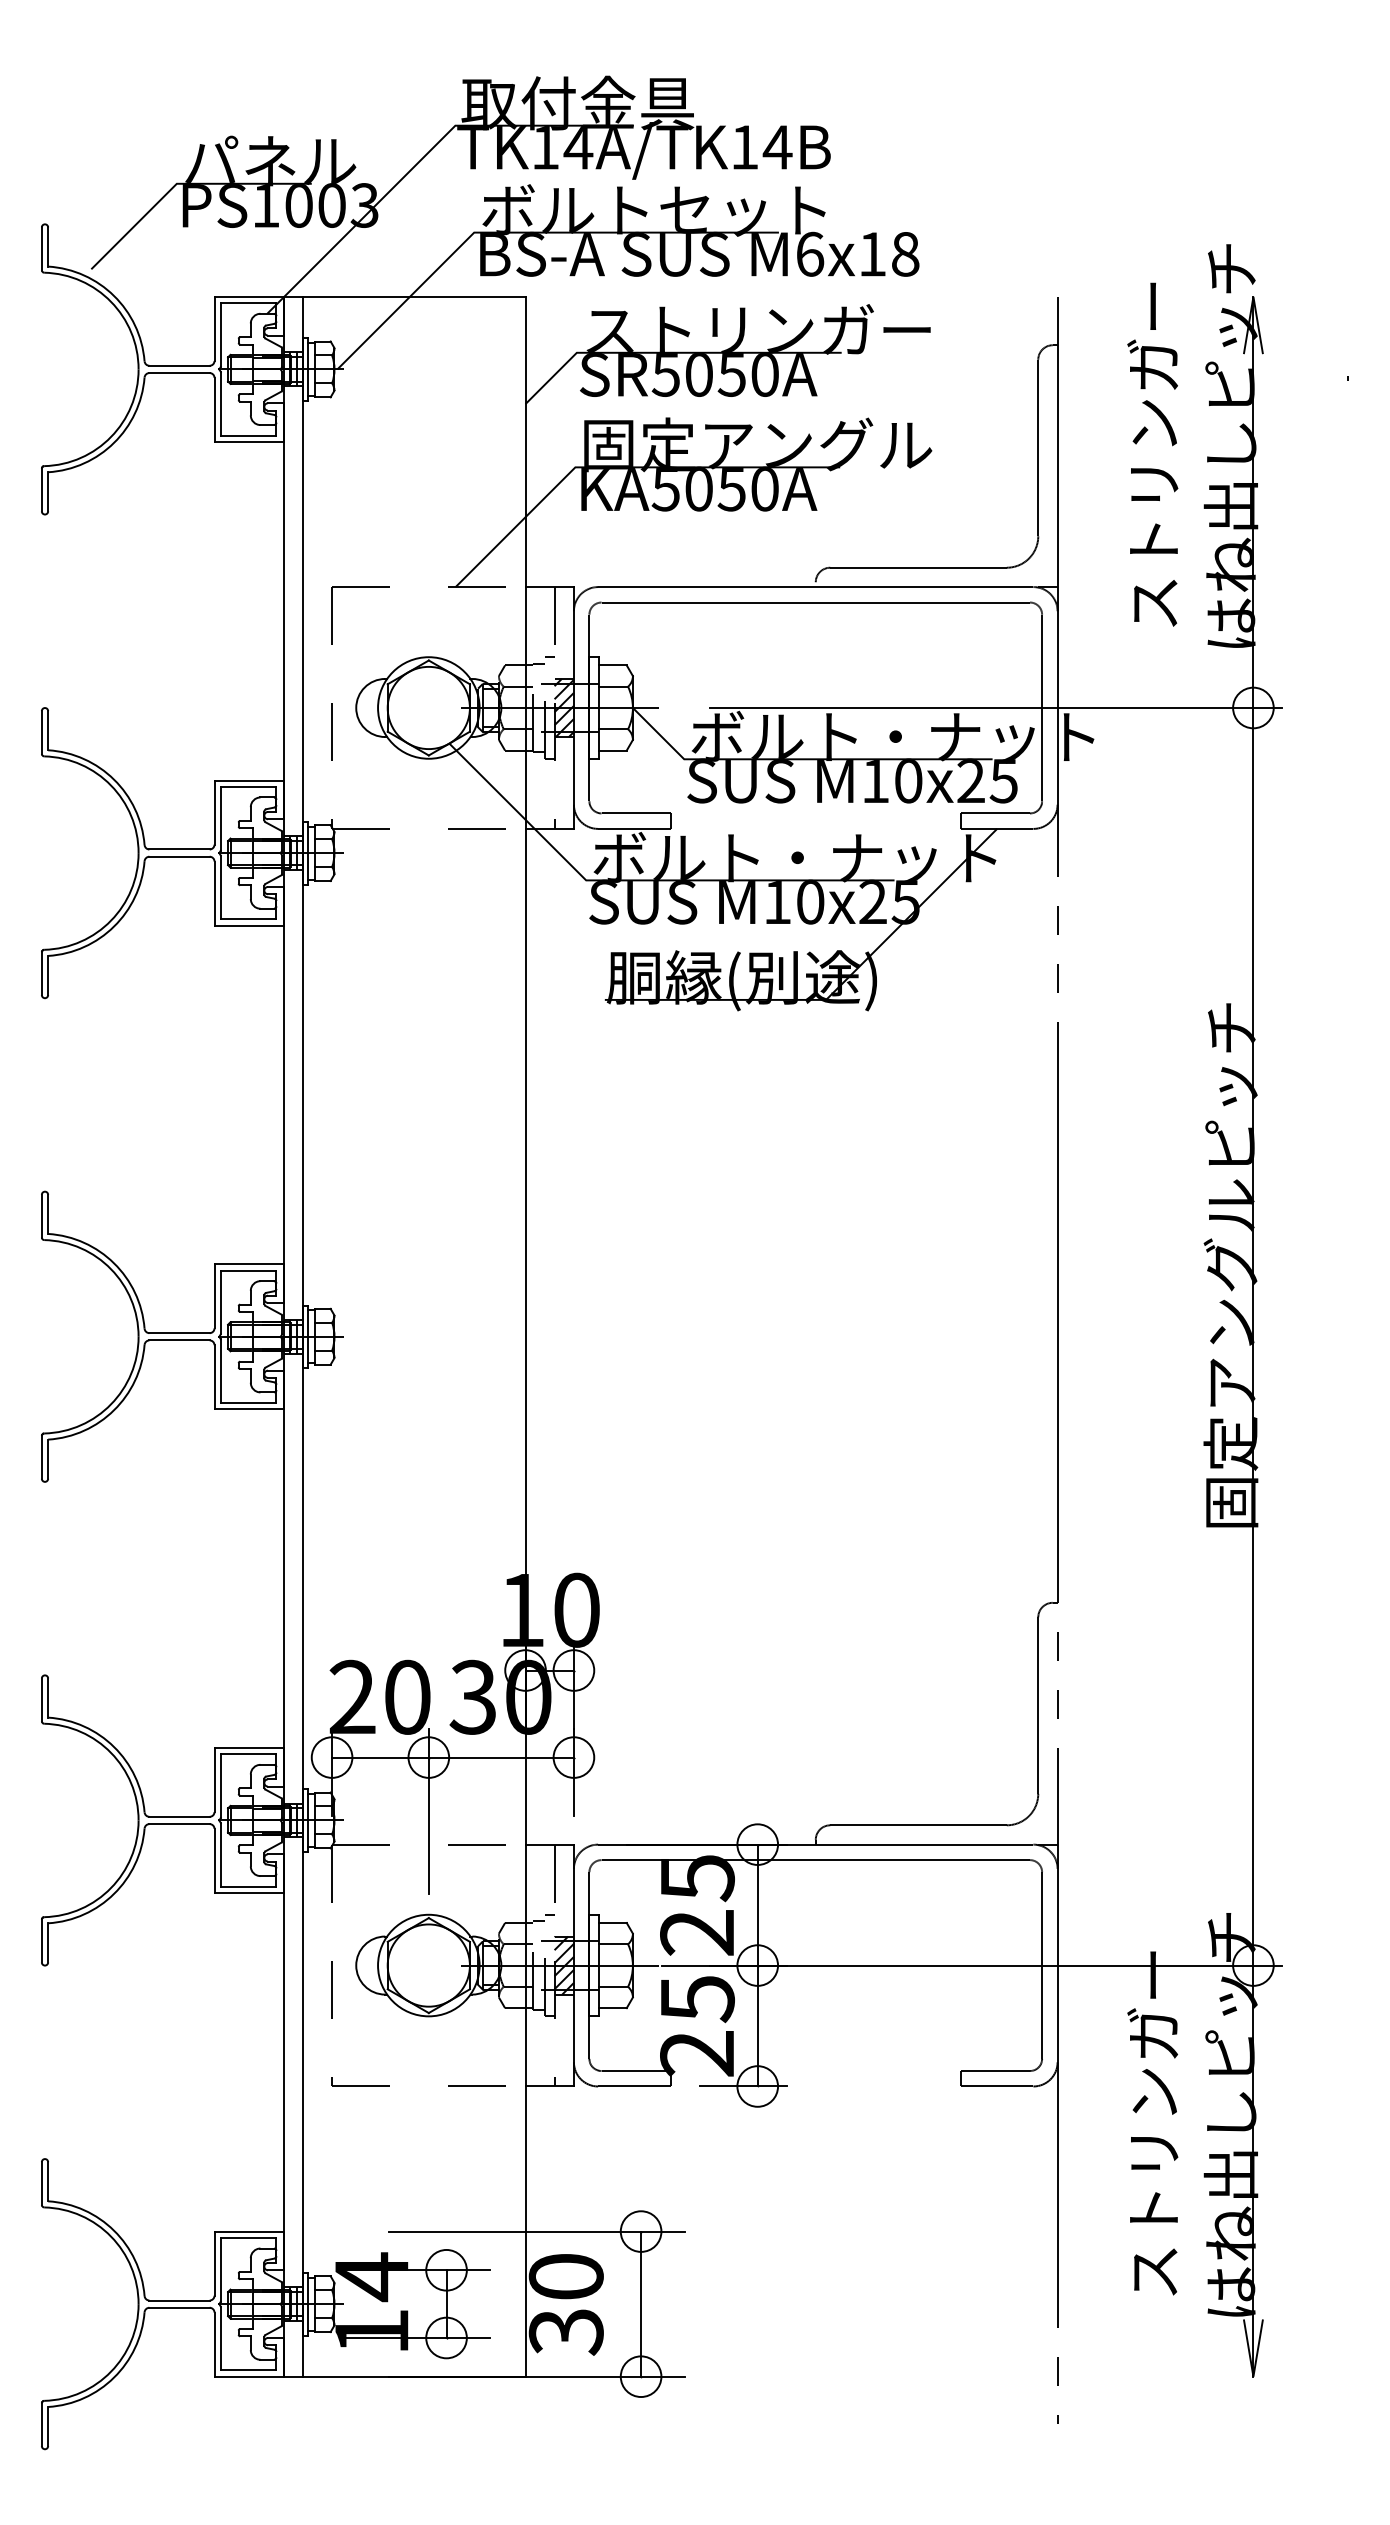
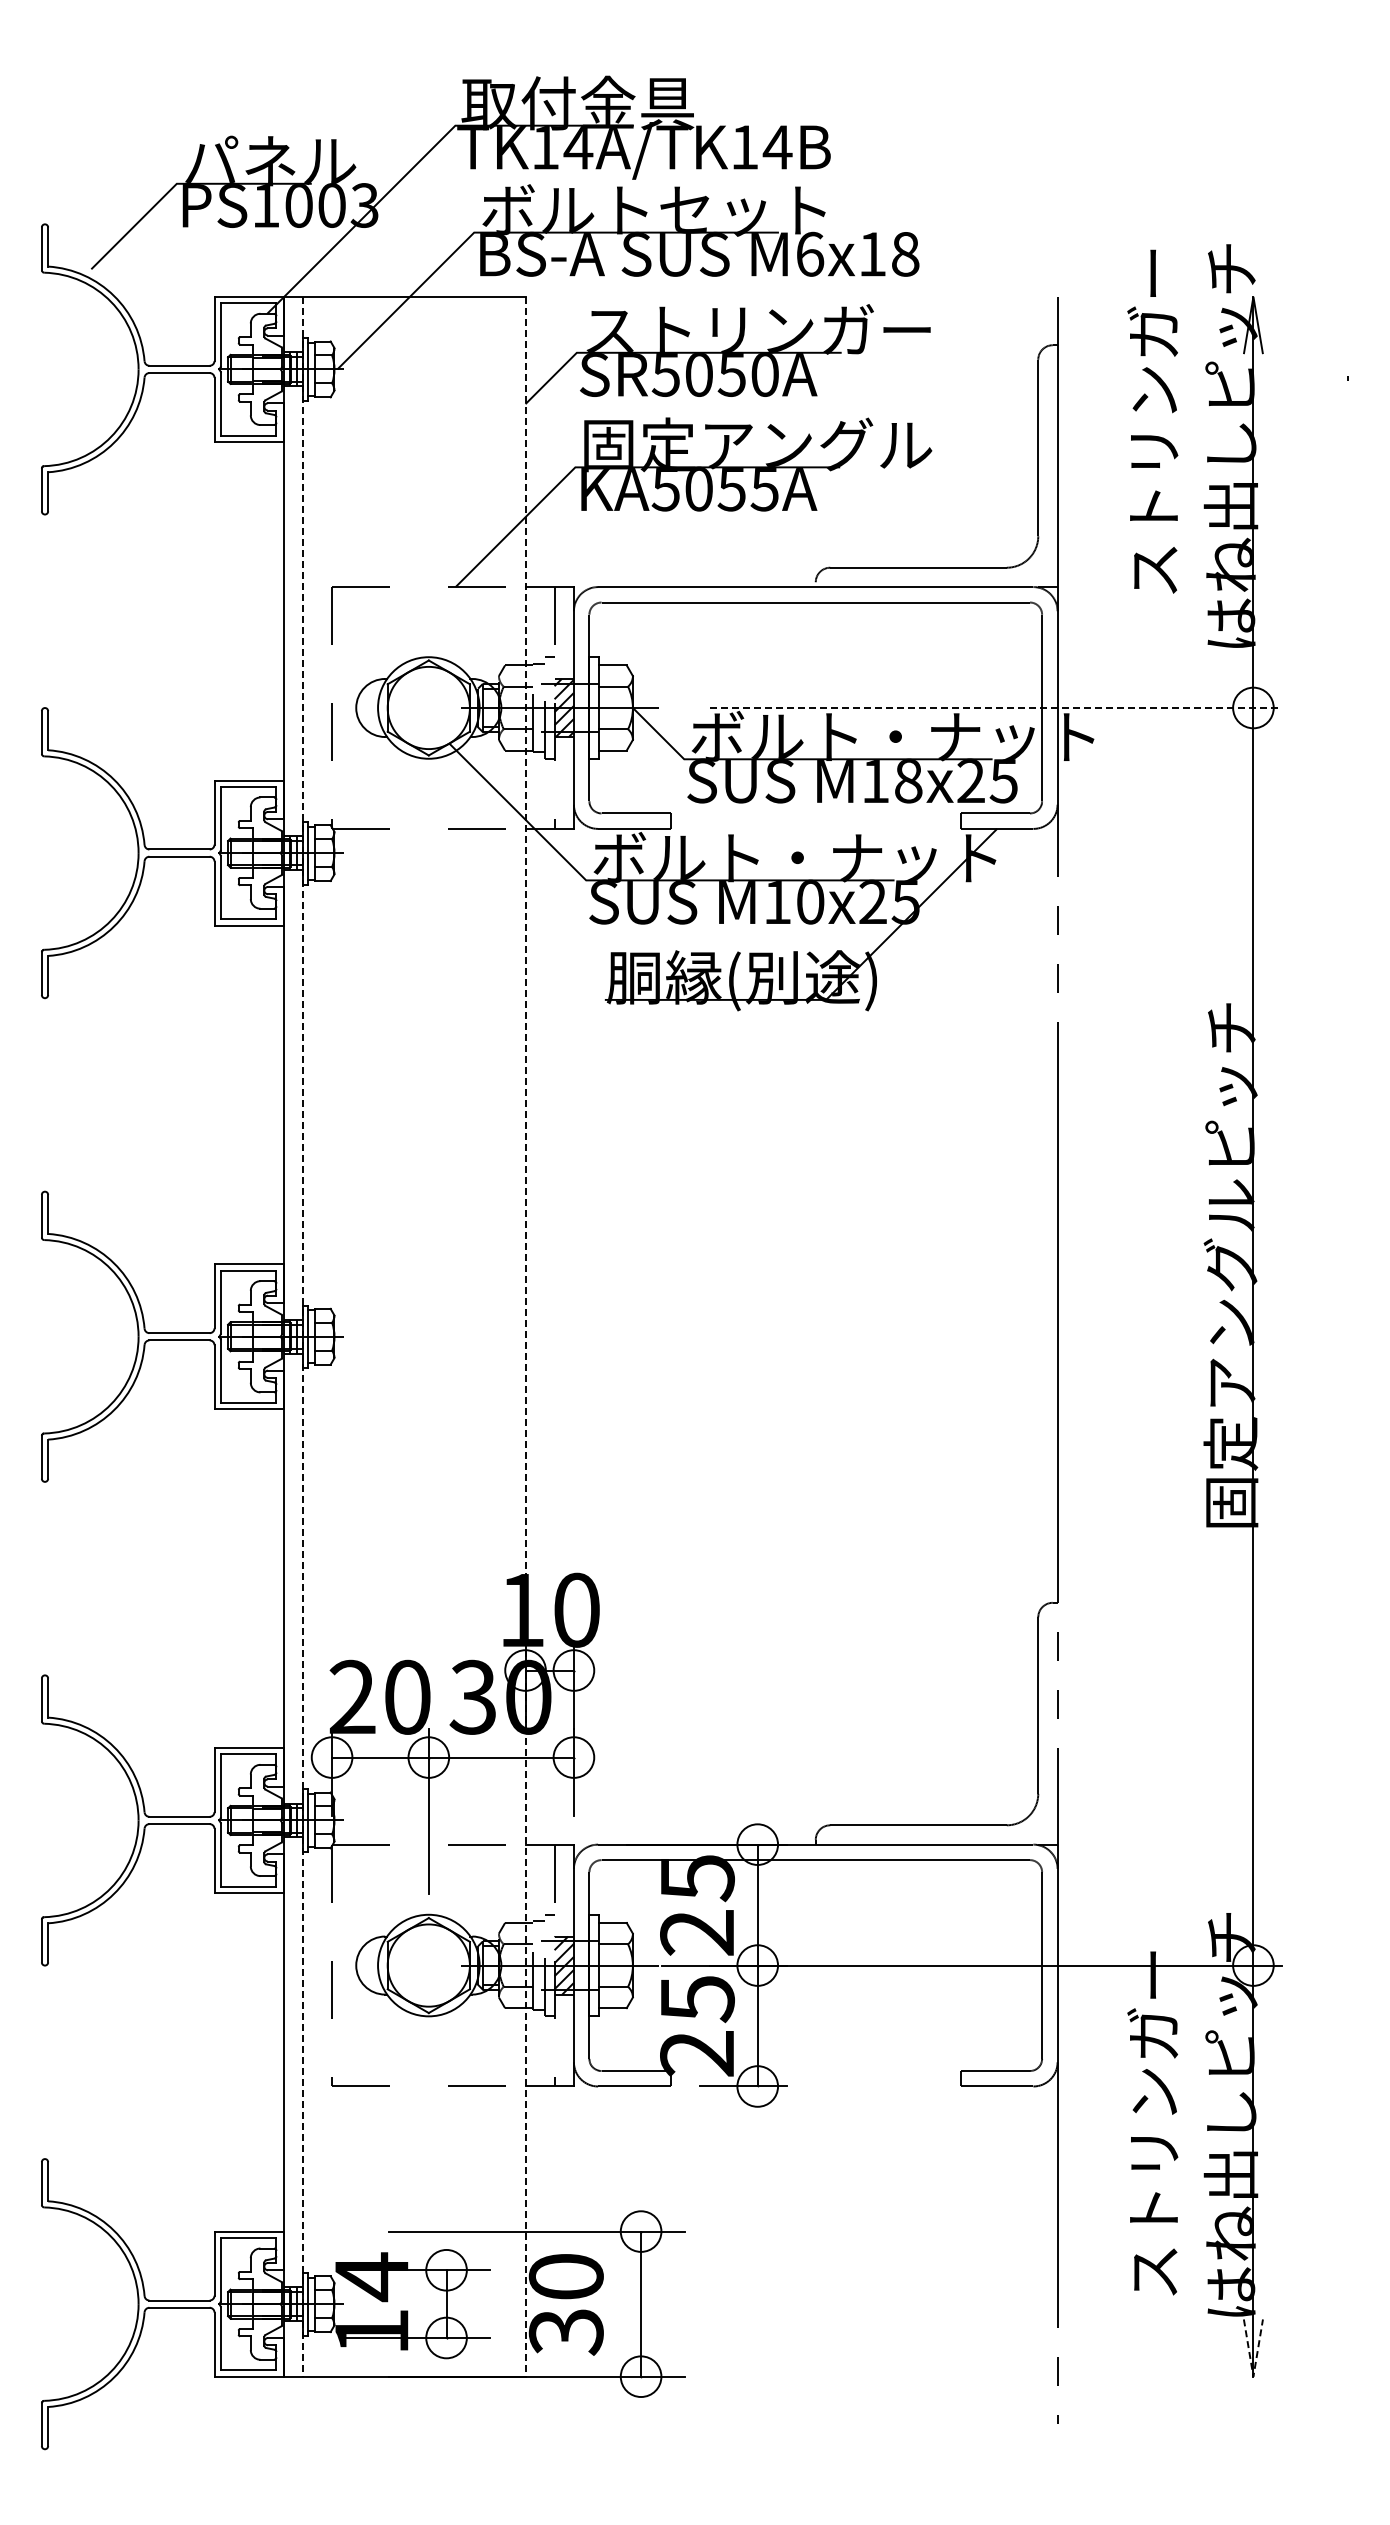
text position: (1152, 454) -> (1152, 421) (1152, 421)
text: KA5050A -> KA5055A (764, 488)
line: solid -> dashed (996, 708)
text: M10x25 -> M18x25 (908, 781)
line: solid -> dashed (303, 1336)
line: solid -> dashed (525, 1336)
line: solid -> dashed (1253, 2376)
